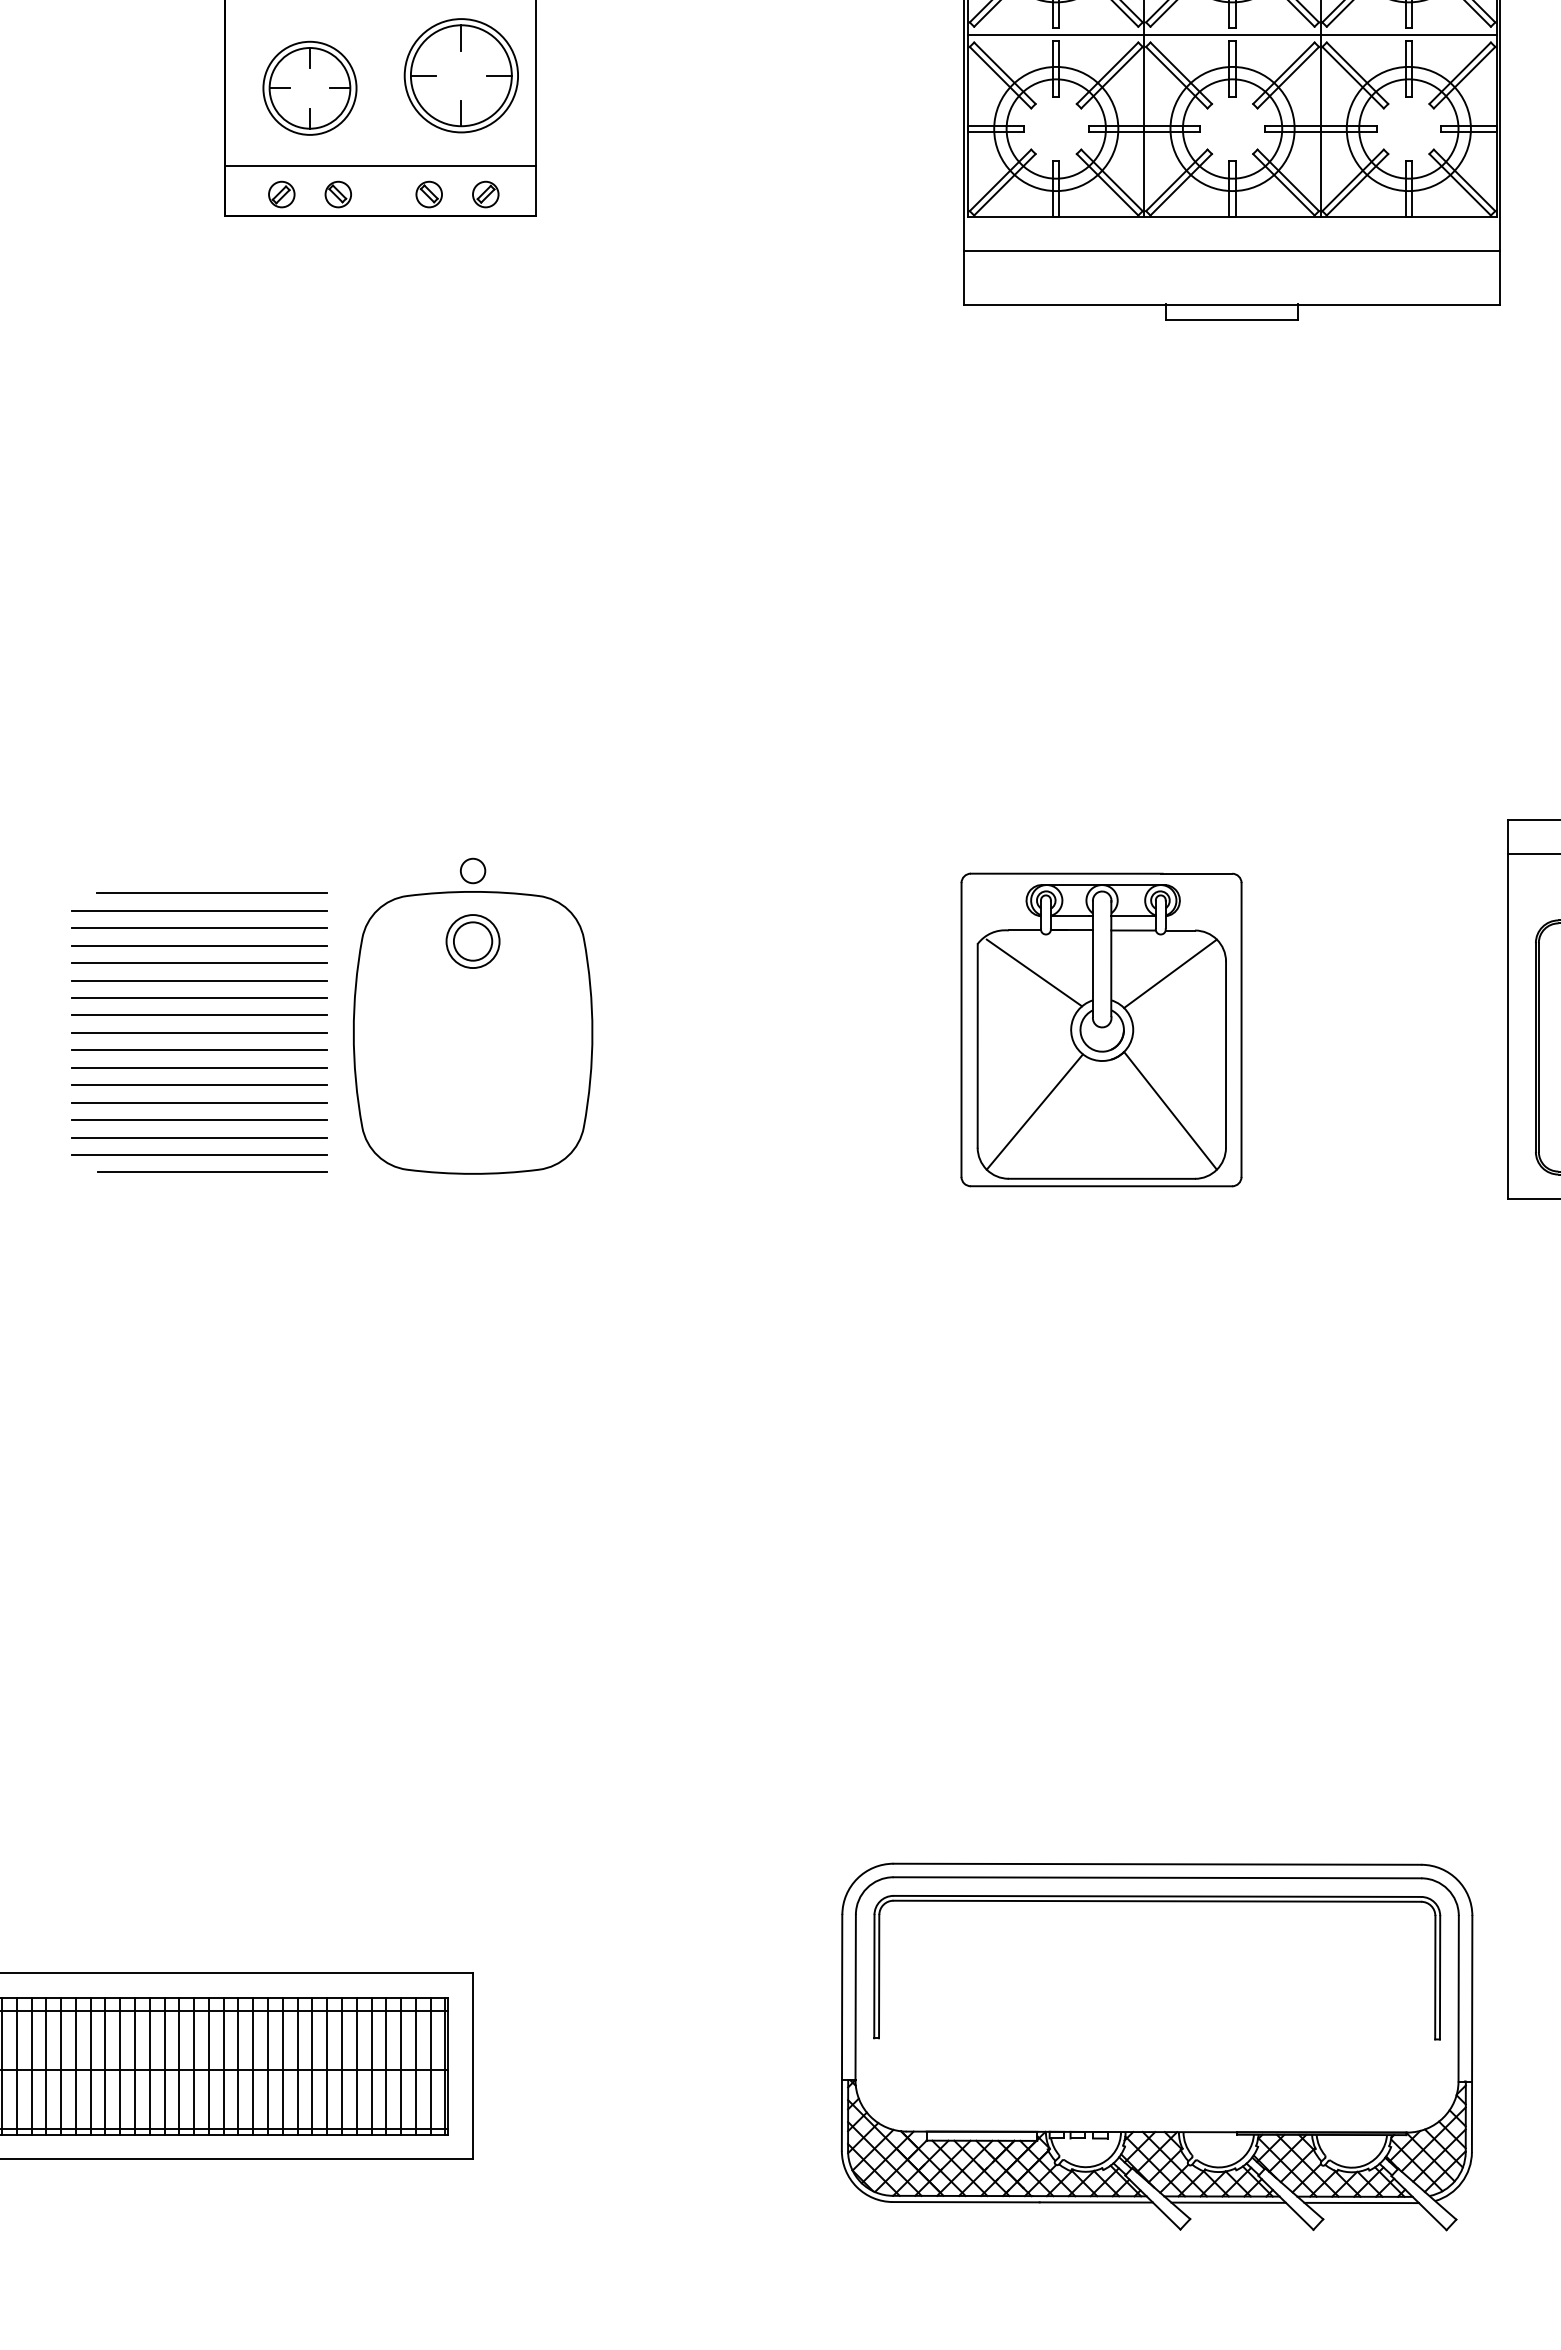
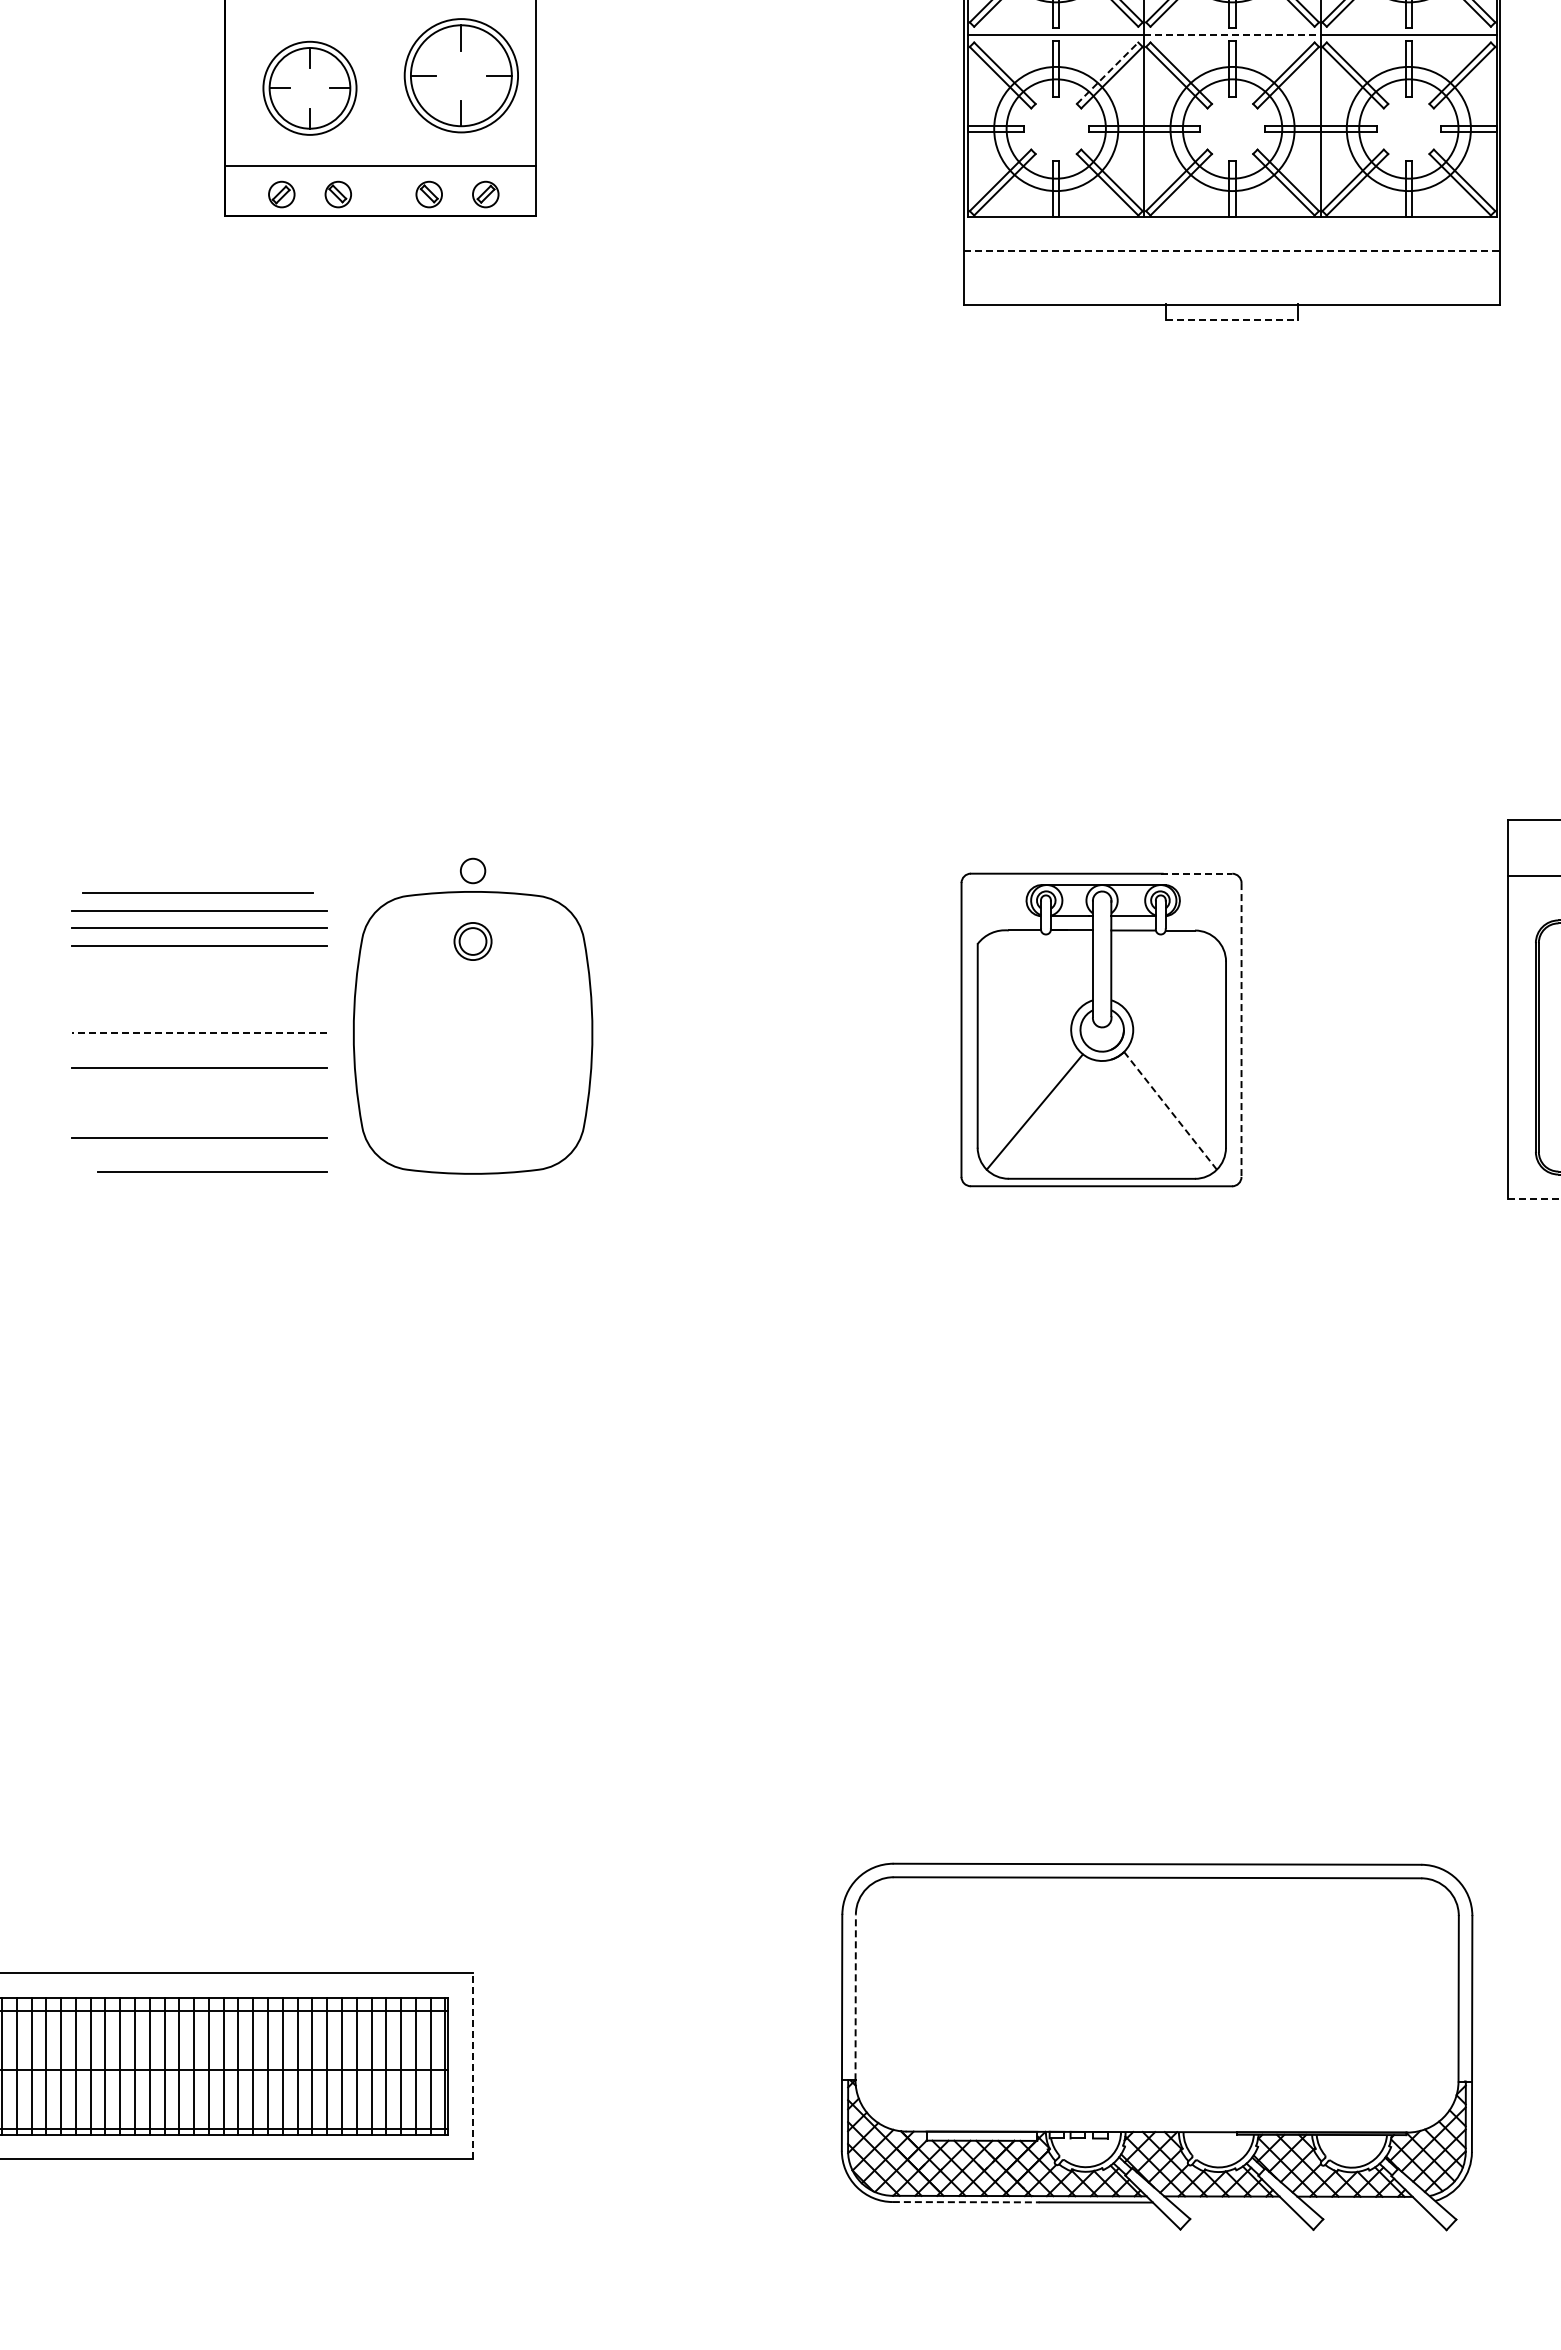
line: solid -> dashed (1233, 34)
line: solid -> dashed (1107, 72)
line: solid -> dashed (1232, 251)
line: solid -> dashed (1232, 319)
line position: (1532, 854) -> (1532, 876) (1532, 876)
line: solid -> dashed (1196, 873)
line position: (211, 892) -> (197, 892) (197, 892)
part size: 56x55 px -> 40x39 px (472, 941)
line: present -> none (199, 963)
line: present -> none (1034, 972)
line: present -> none (1170, 973)
line: present -> none (199, 980)
line: present -> none (199, 997)
line: present -> none (199, 1015)
line: solid -> dashed (1241, 1030)
line: solid -> dashed (199, 1032)
line: present -> none (199, 1050)
line: present -> none (199, 1085)
line: present -> none (199, 1102)
line: solid -> dashed (1170, 1110)
line: present -> none (199, 1120)
line: present -> none (199, 1155)
line: solid -> dashed (1534, 1198)
part: present -> none (1157, 1902)
line: solid -> dashed (855, 1997)
line: solid -> dashed (473, 2065)
line: solid -> dashed (966, 2202)
line: present -> none (1228, 2202)
line: present -> none (1361, 2202)
